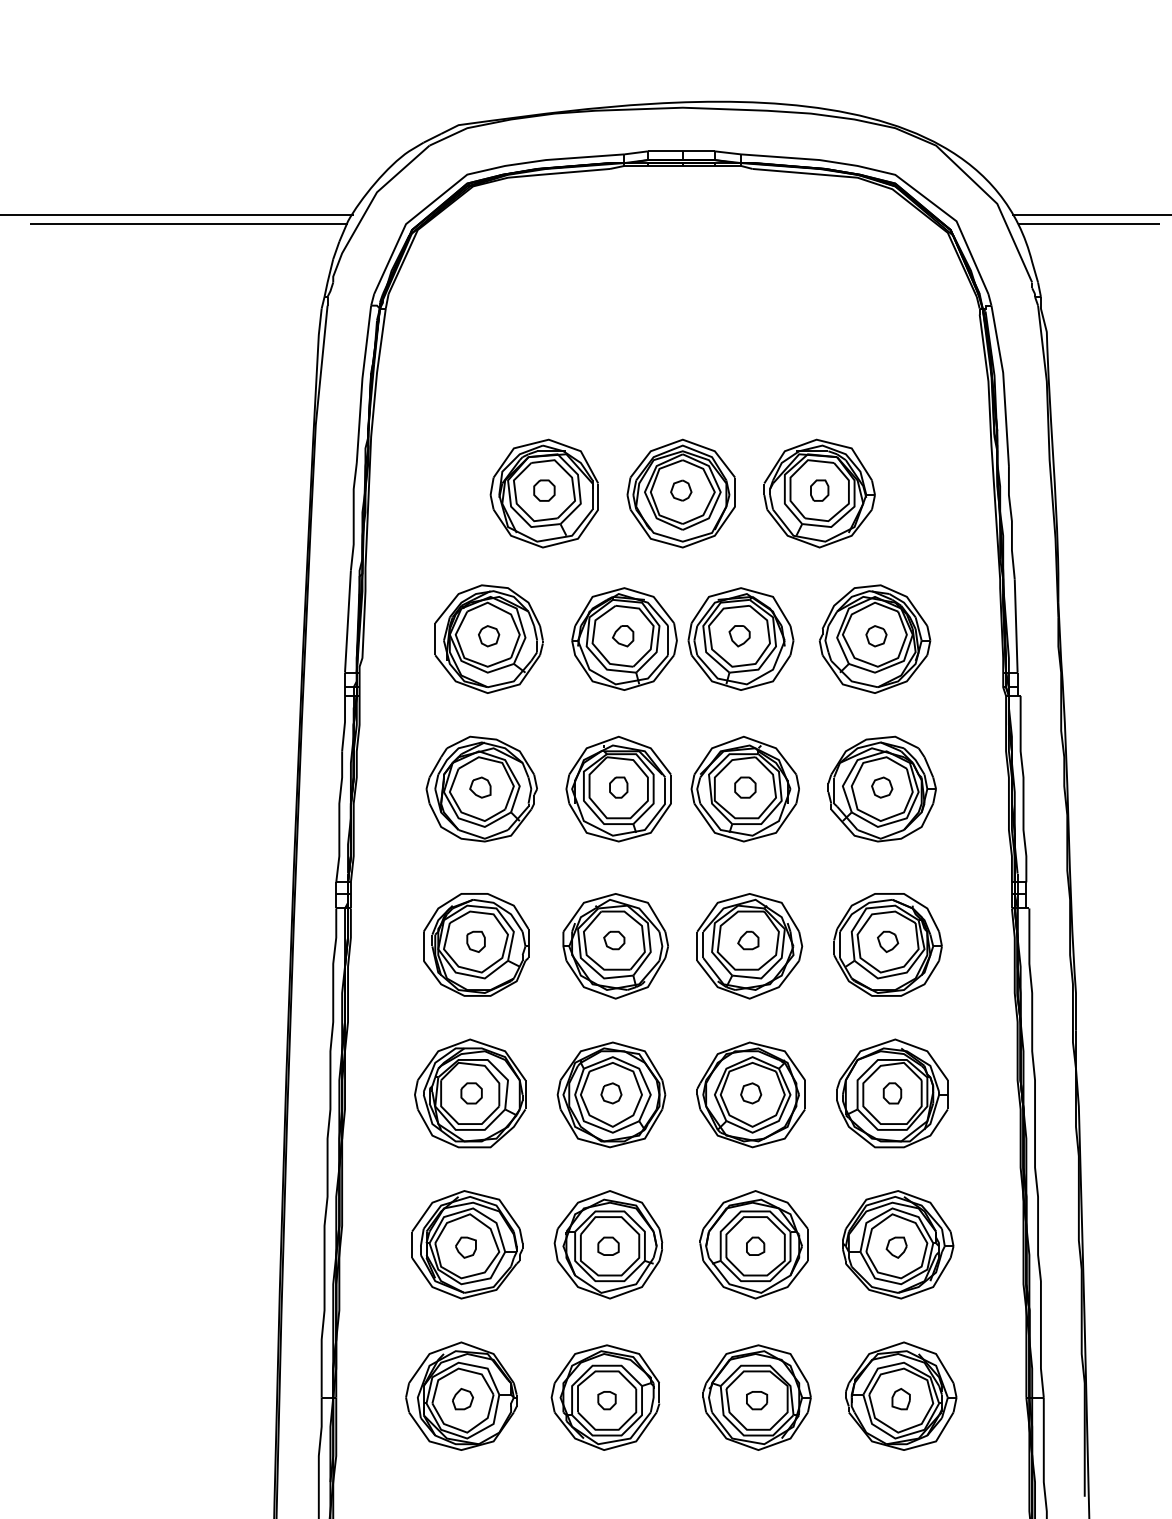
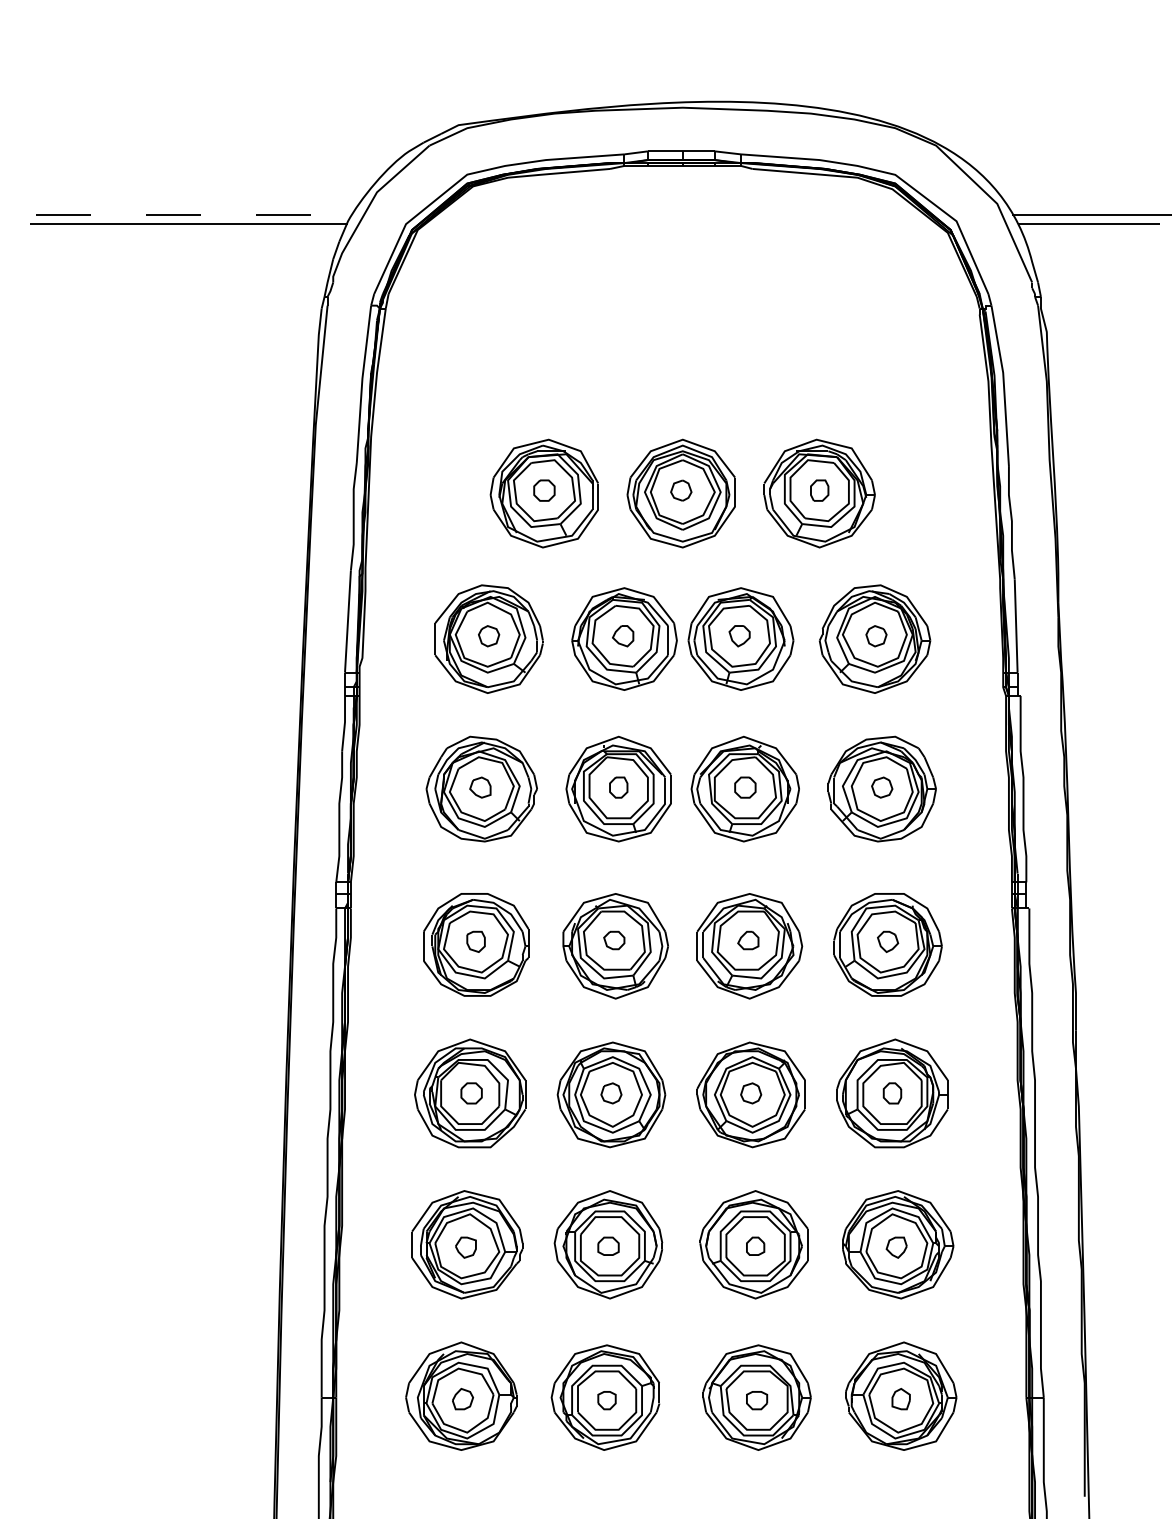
line: solid -> dashed (177, 215)
